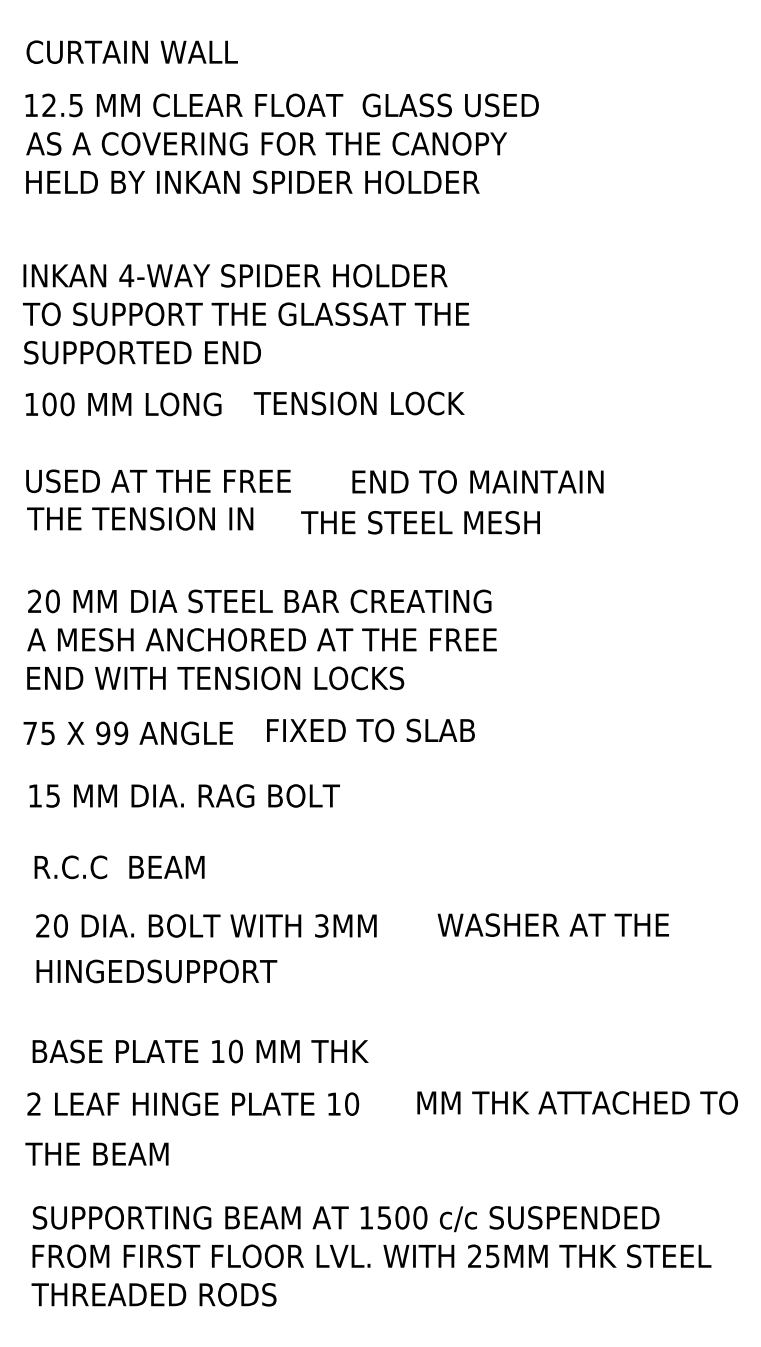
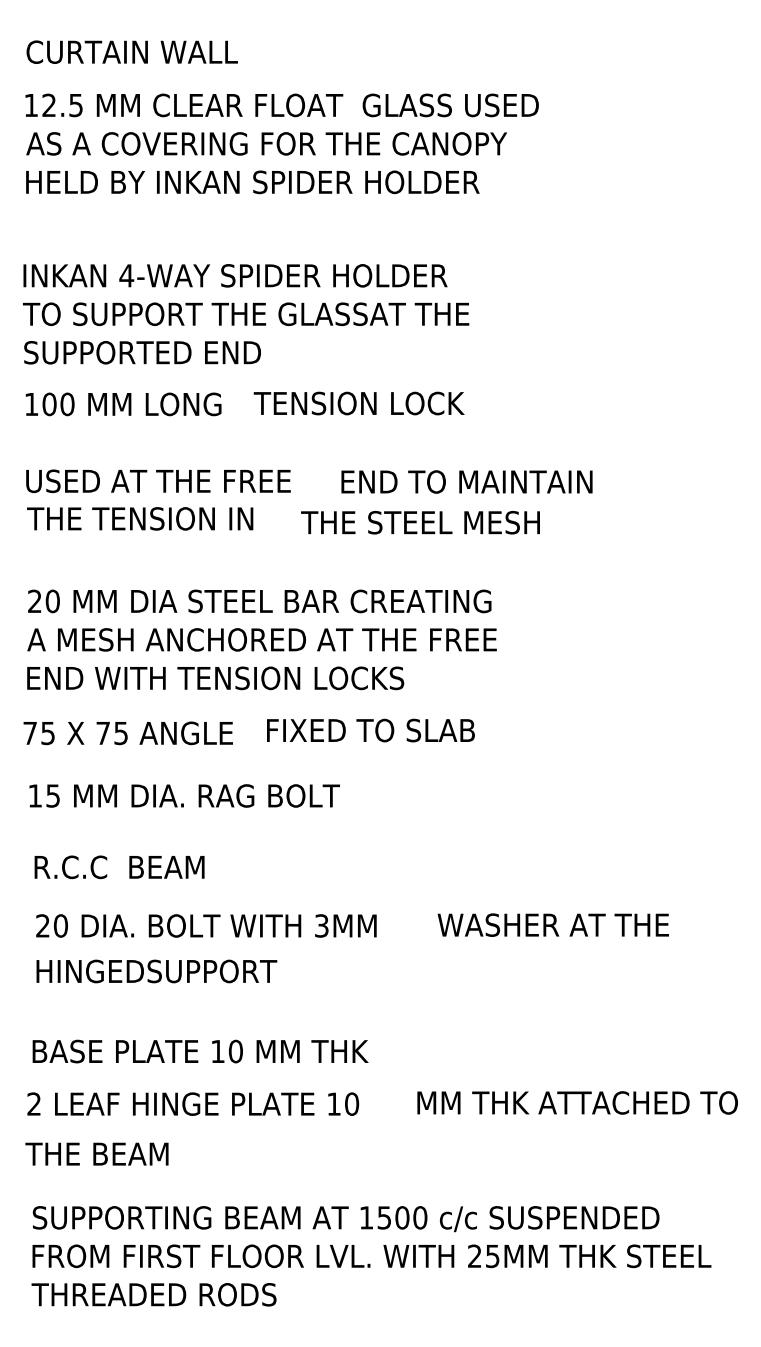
text position: (477, 481) -> (466, 481) (466, 481)
text: 99 -> 75 (112, 733)
